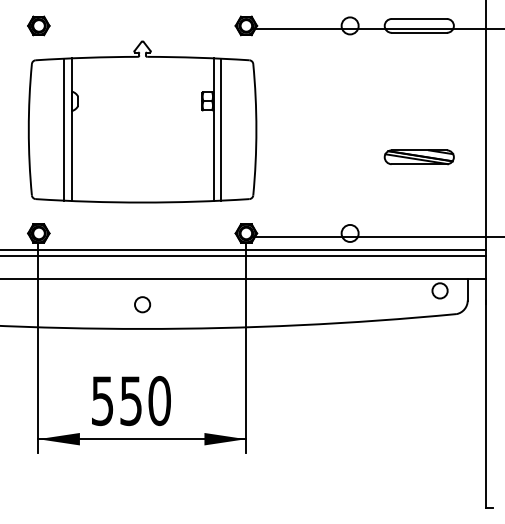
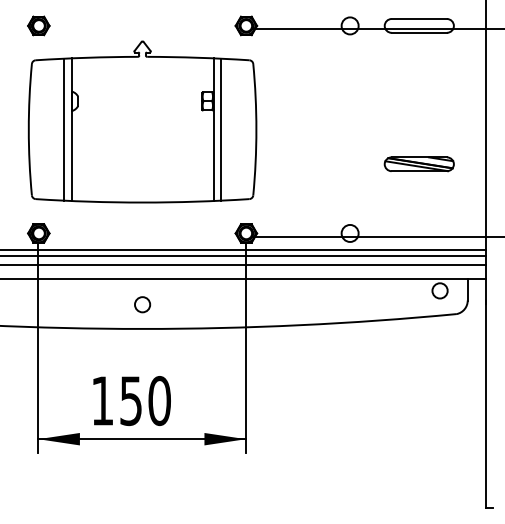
part position: (418, 157) -> (418, 164) (418, 164)
line: none -> present (244, 264)
text: 550 -> 150 (102, 401)
